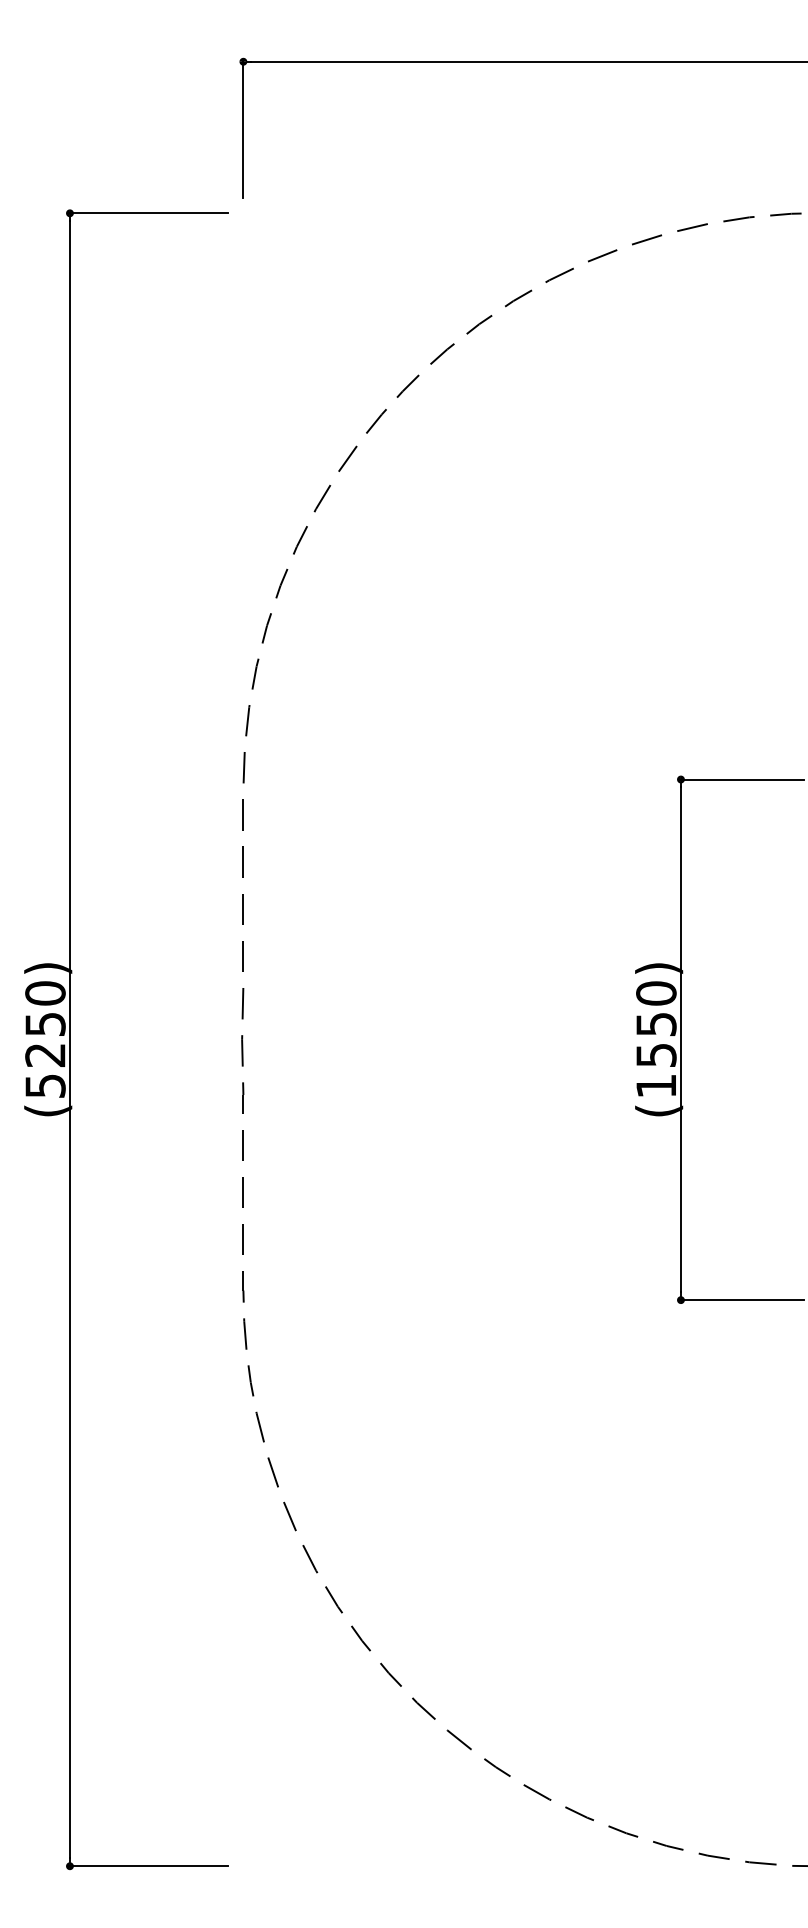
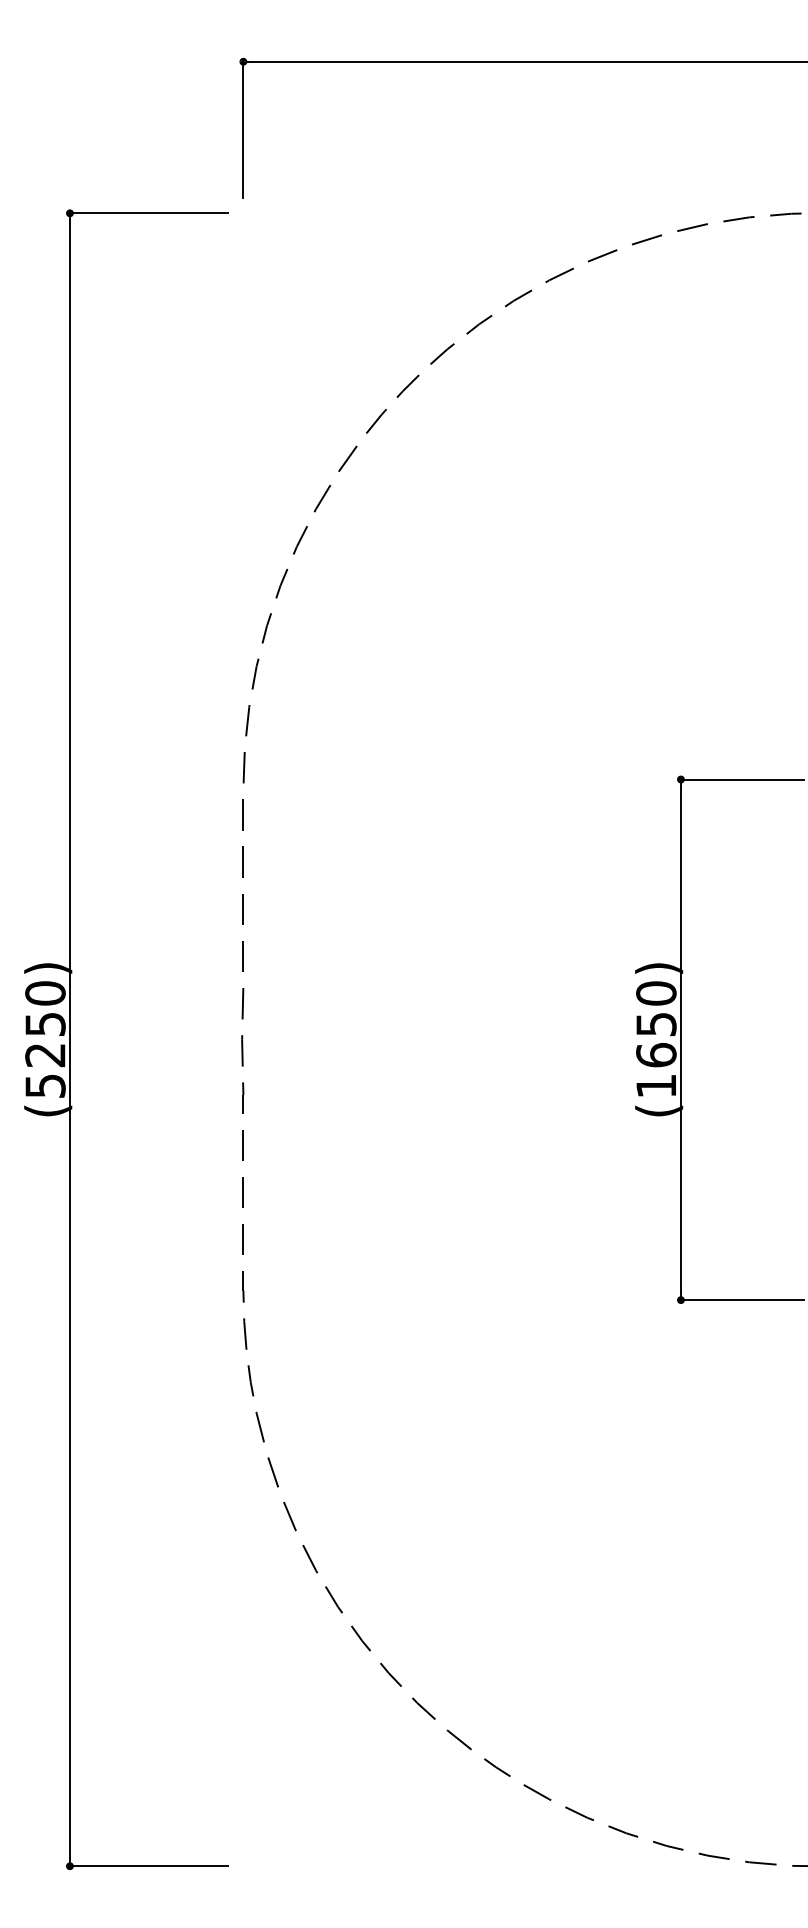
text: (1550) -> (1650) (656, 1054)
